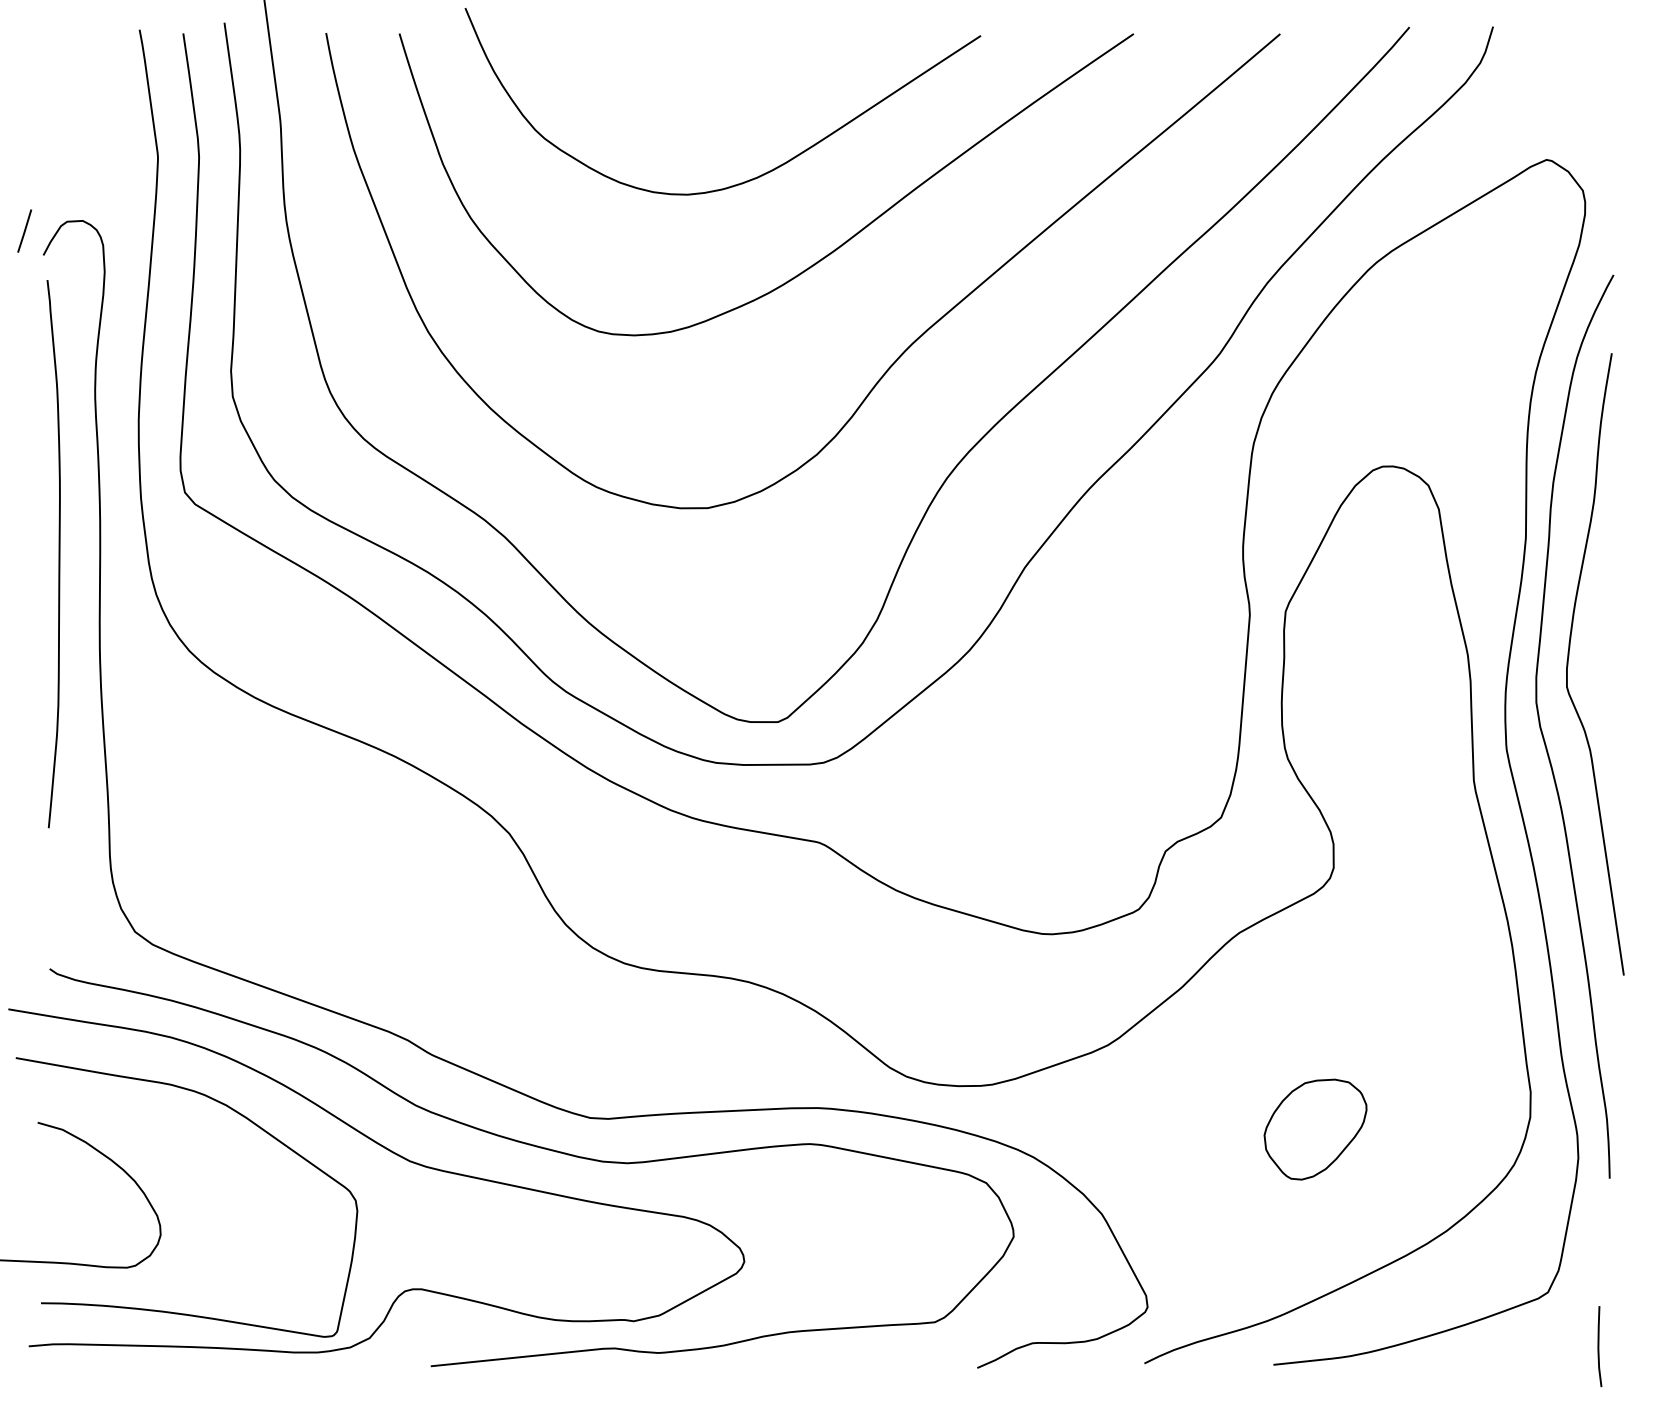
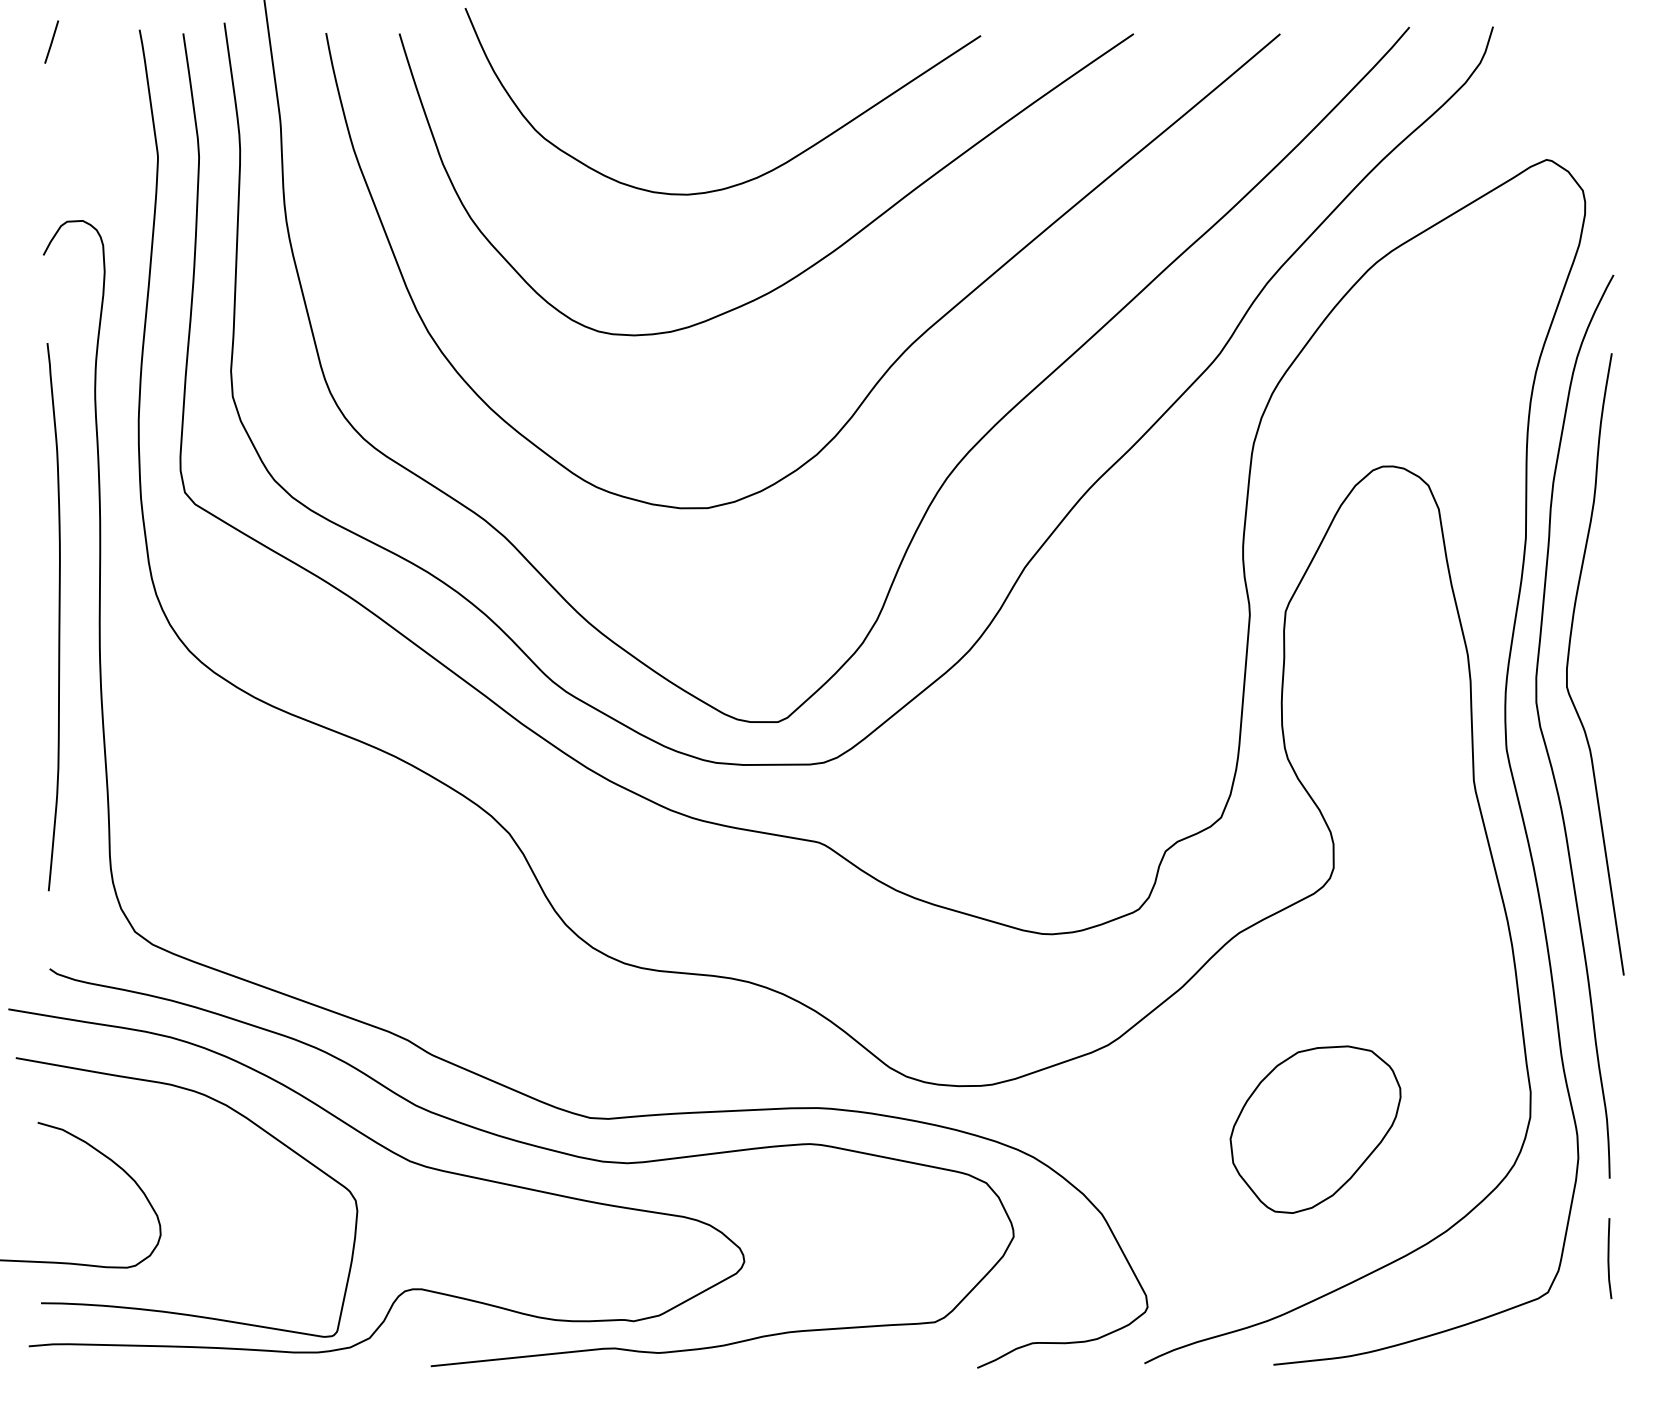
line position: (24, 230) -> (51, 41) (51, 41)
curve position: (58, 554) -> (58, 617) (58, 617)
part size: 105x103 px -> 173x169 px (1315, 1129)
line position: (1599, 1346) -> (1609, 1258) (1609, 1258)
